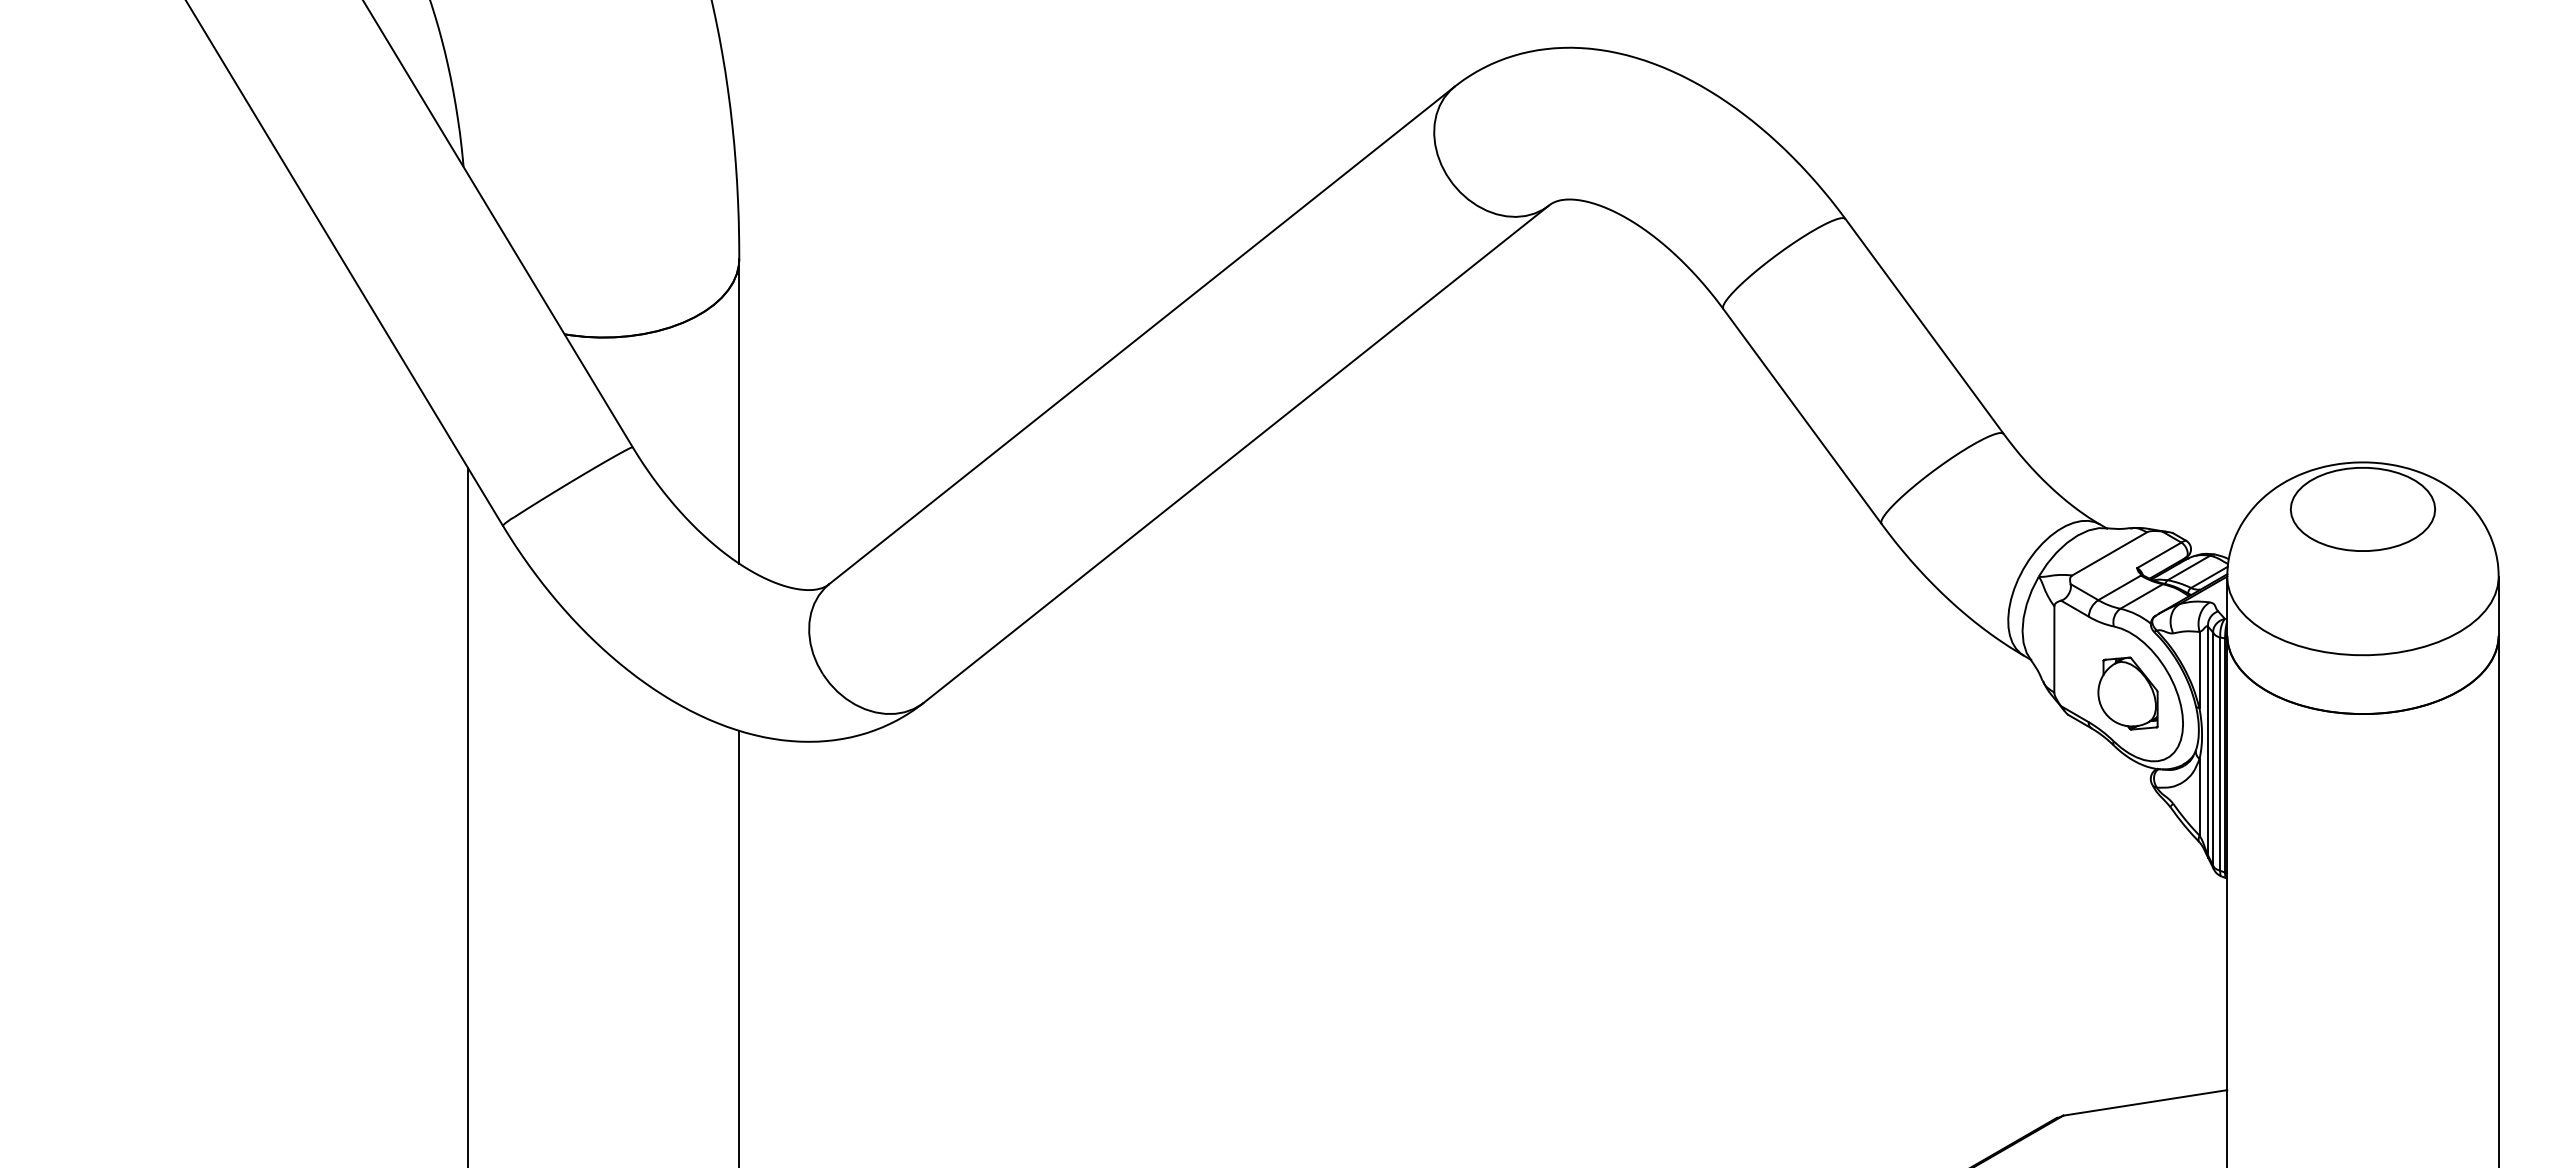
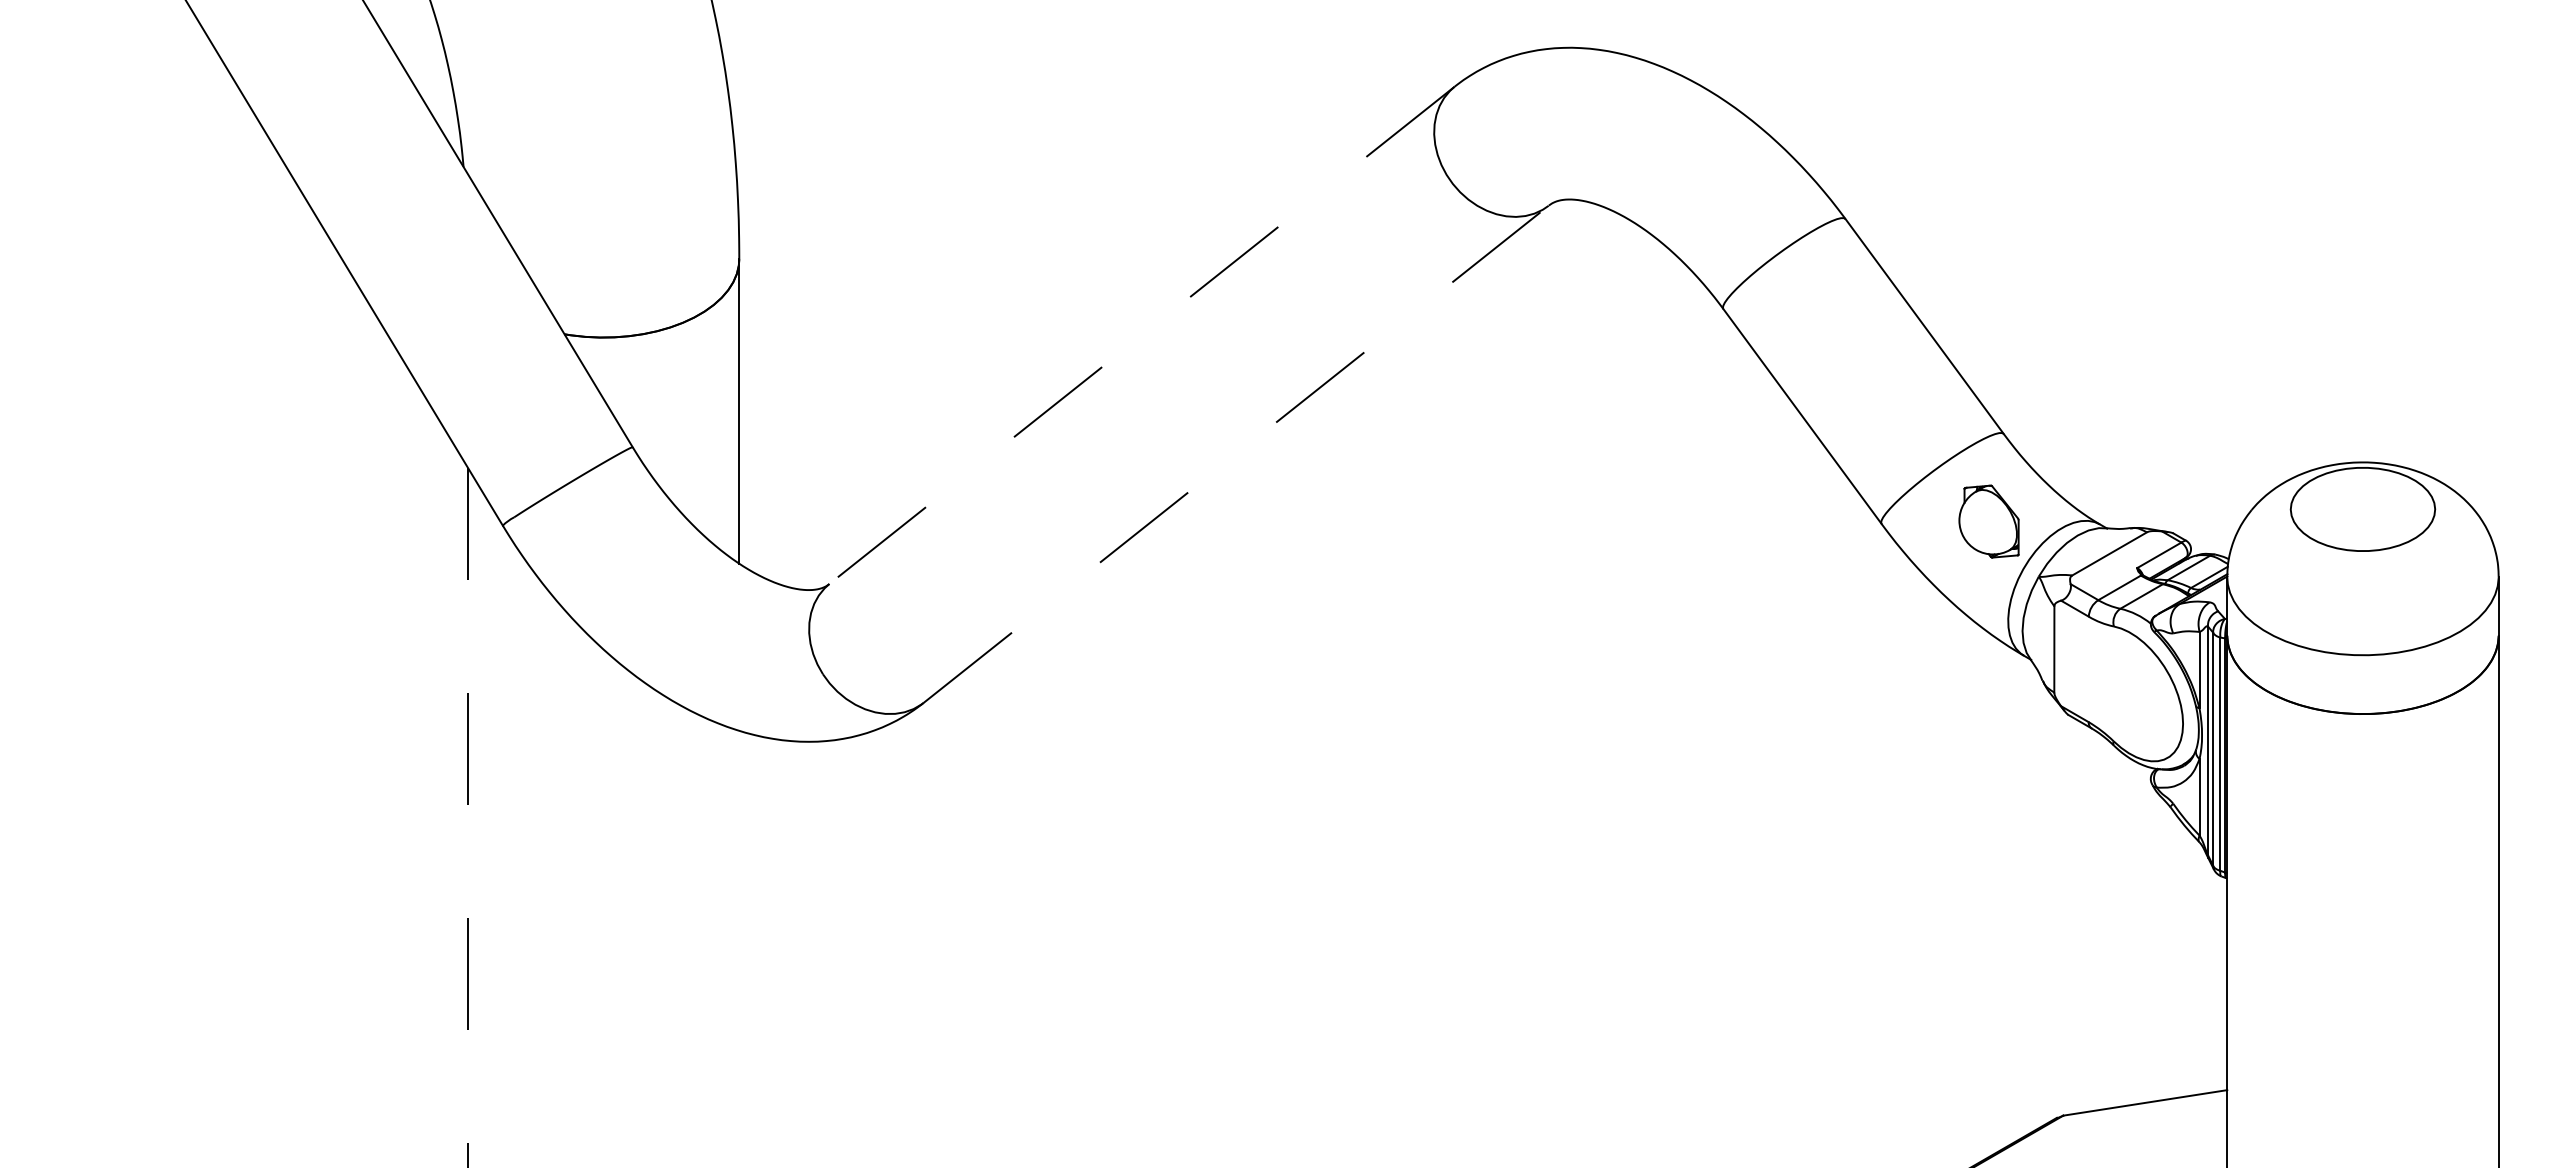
line: solid -> dashed (1141, 335)
line: solid -> dashed (1236, 453)
part position: (2127, 693) -> (1988, 521) (1988, 521)
line: solid -> dashed (467, 817)
line: present -> none (739, 947)
